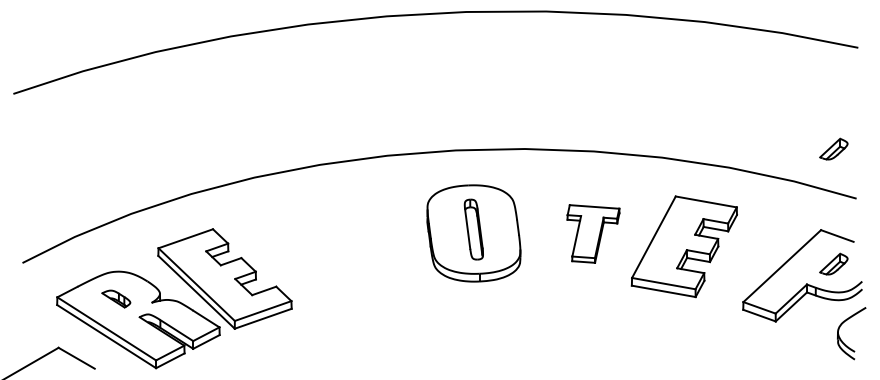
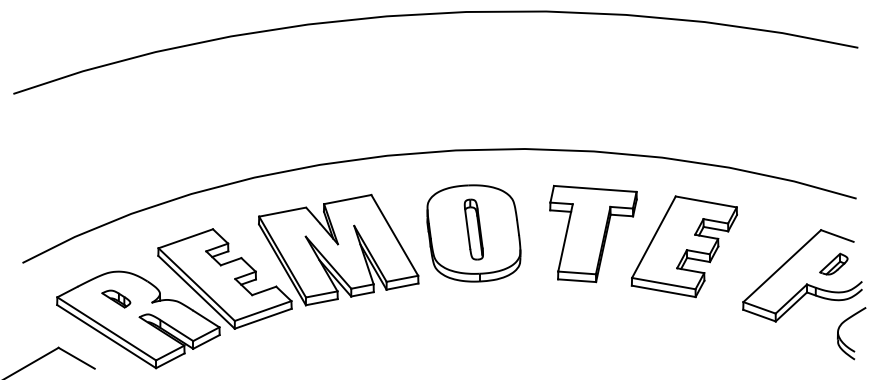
part: present -> none (833, 148)
part size: 55x60 px -> 89x100 px (593, 233)
part: none -> present (338, 249)
